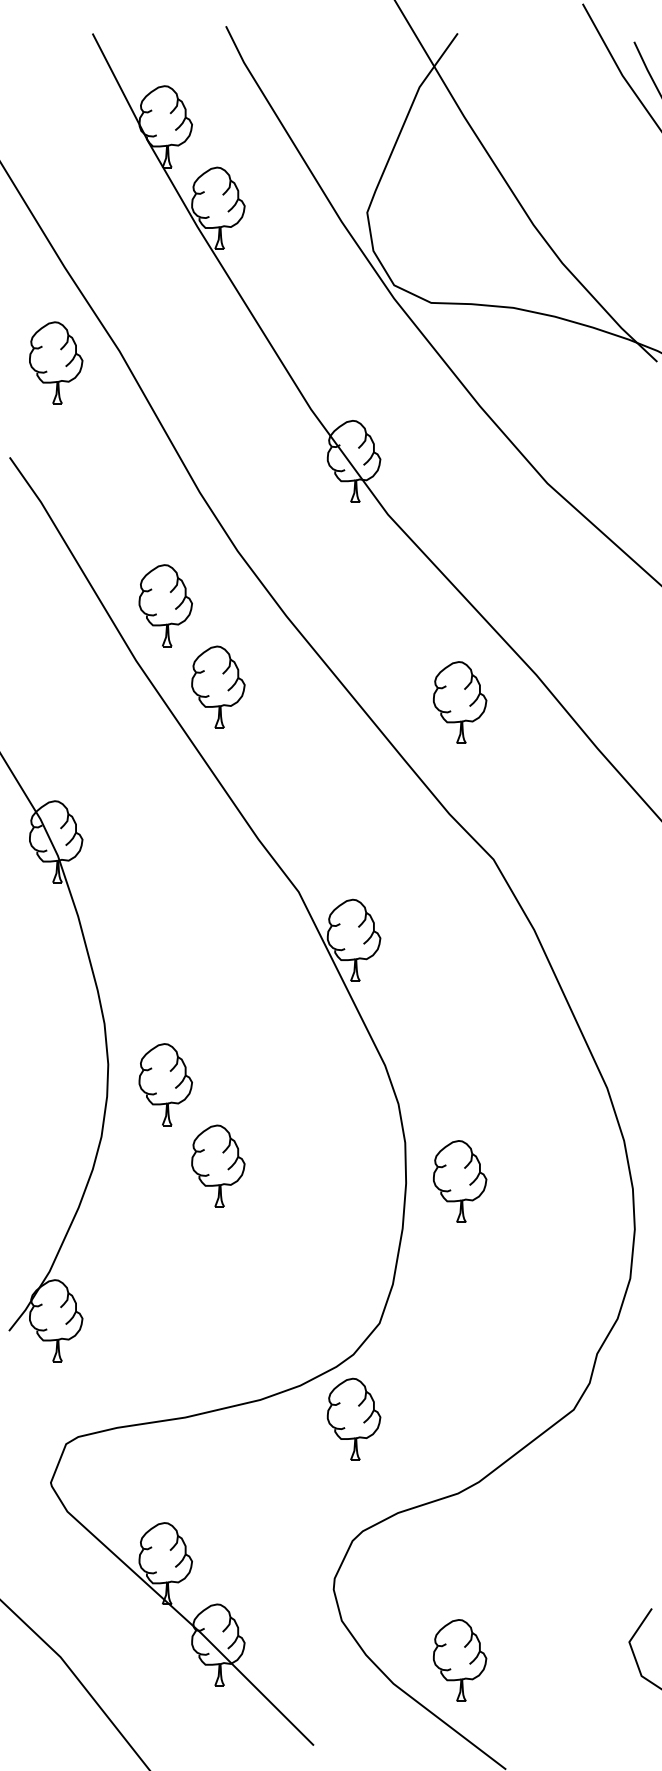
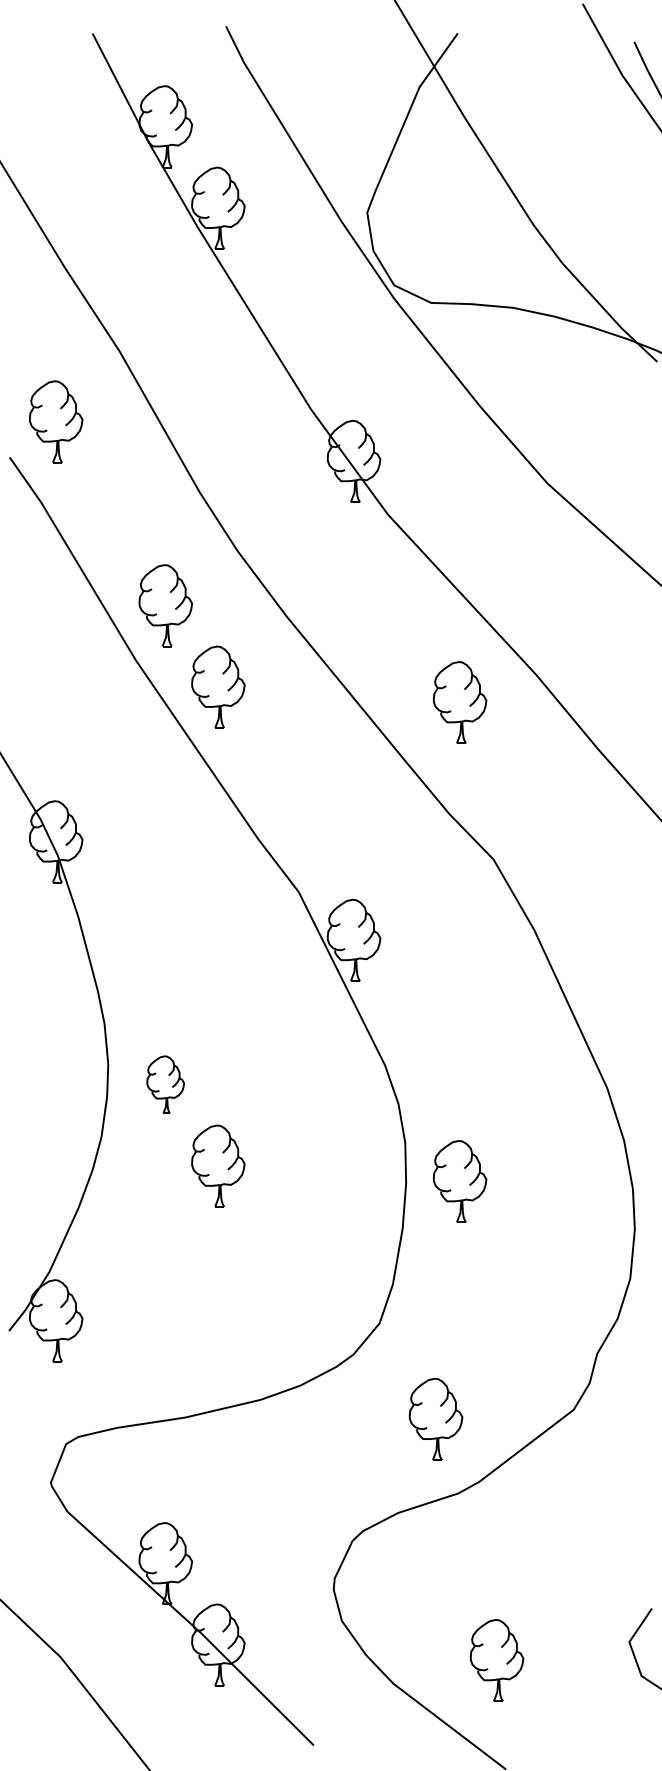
part position: (56, 362) -> (56, 421) (56, 421)
part size: 55x84 px -> 39x59 px (165, 1084)
part position: (353, 1418) -> (435, 1418) (435, 1418)
part position: (460, 1660) -> (497, 1660) (497, 1660)
